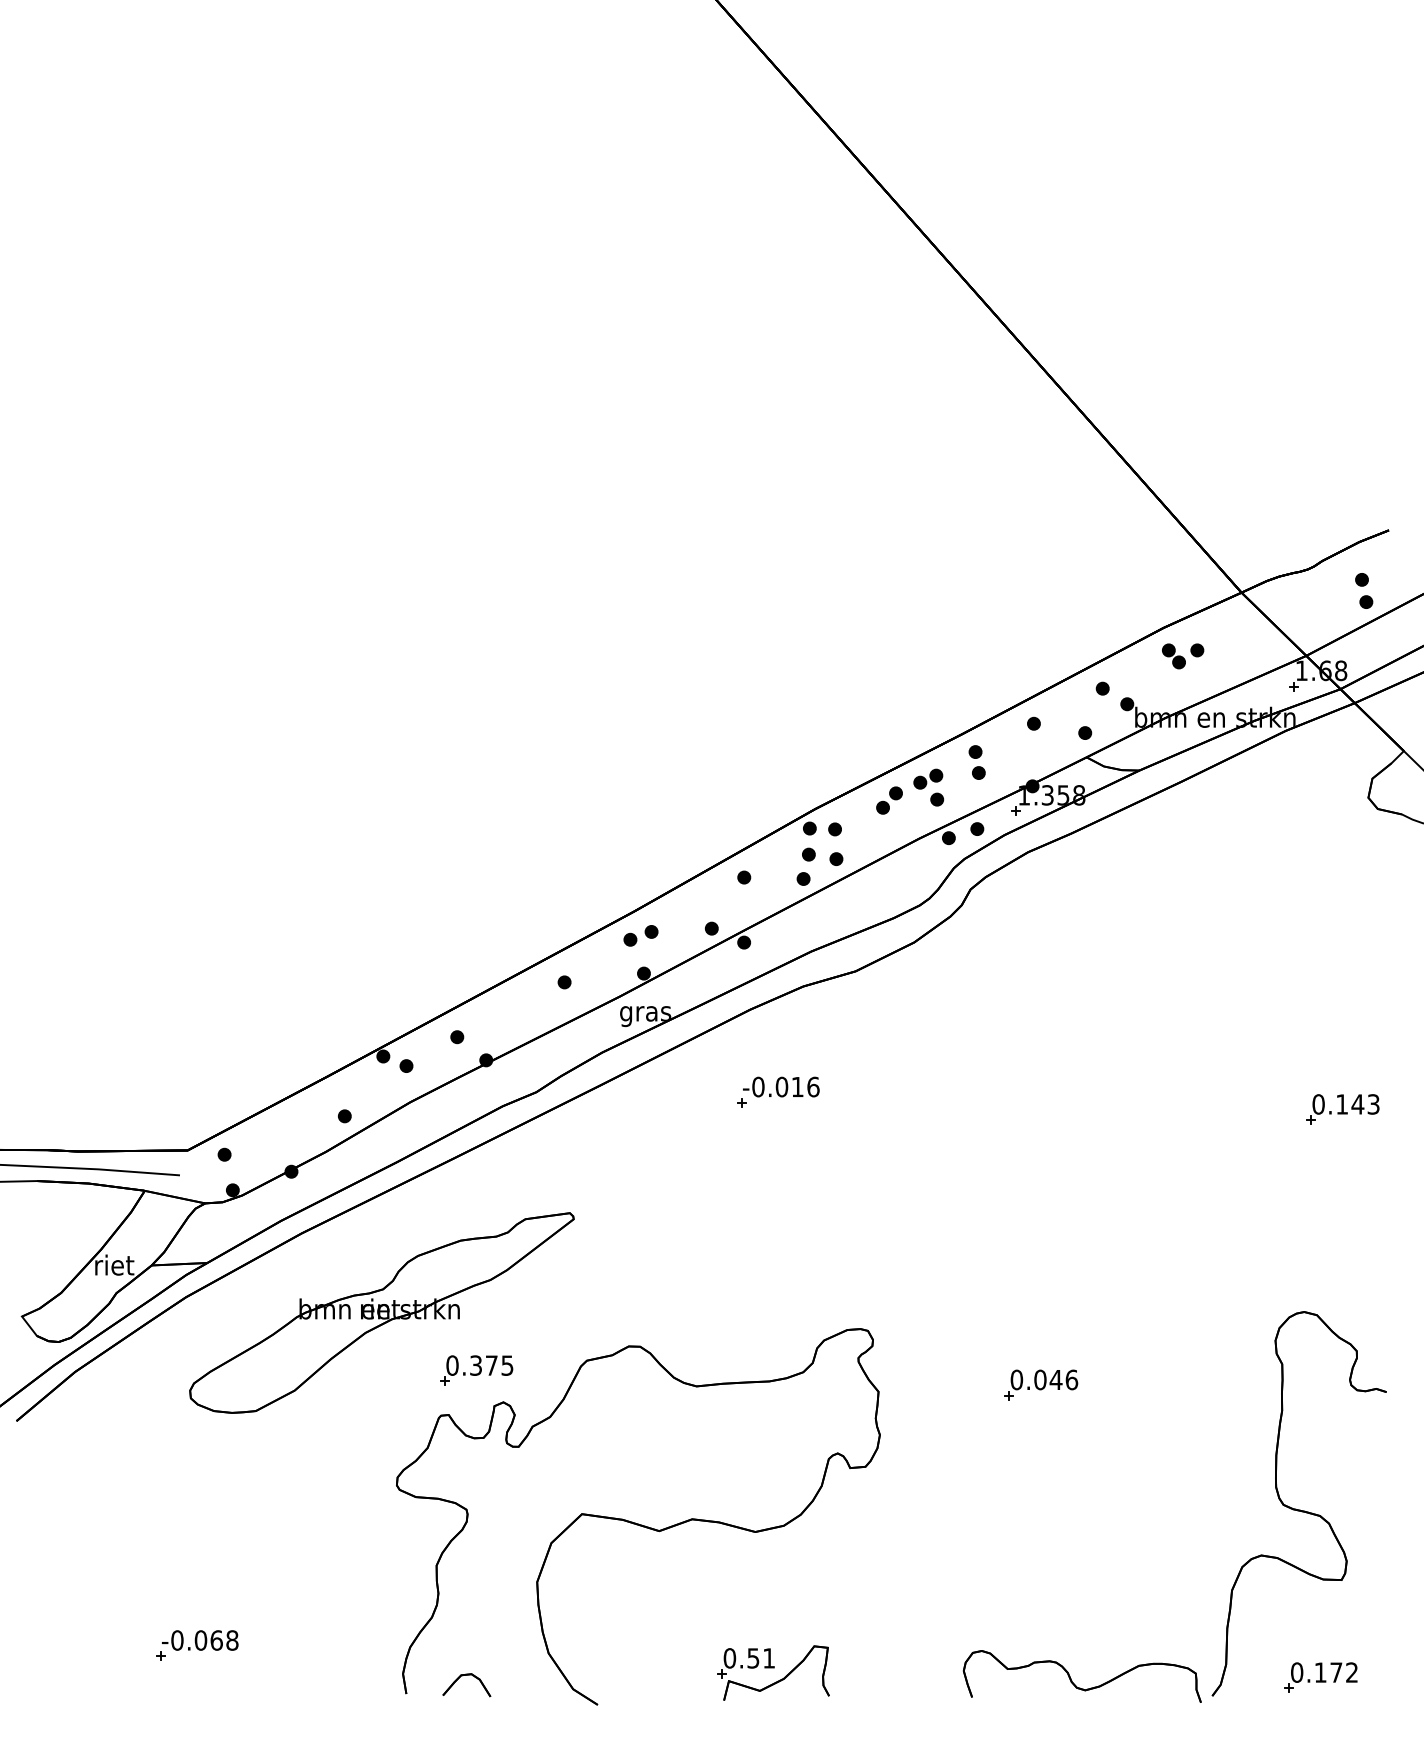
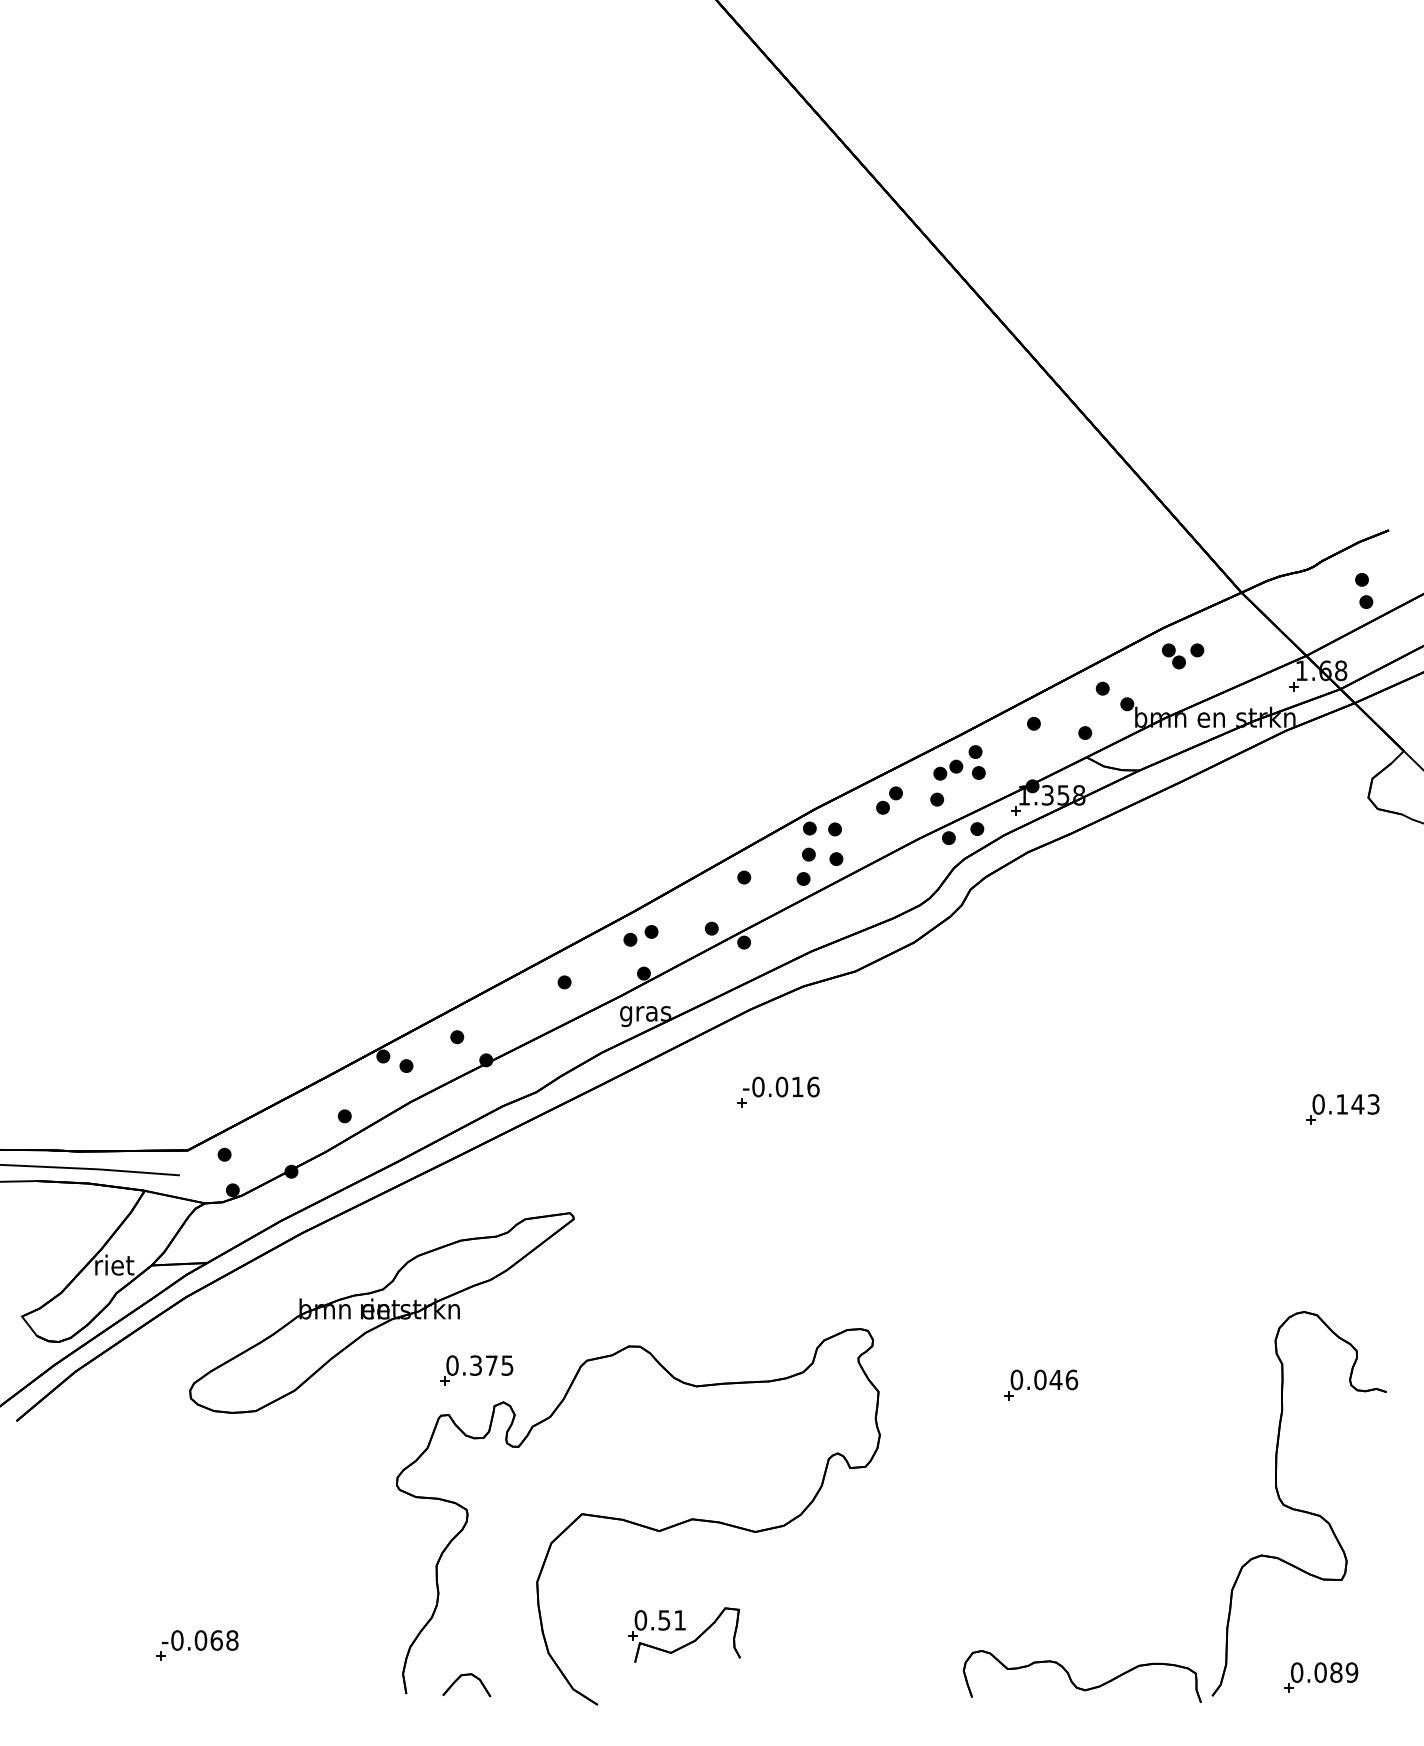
part position: (928, 778) -> (948, 769) (948, 769)
part position: (773, 1672) -> (684, 1634) (684, 1634)
text: 0.172 -> 0.089 (1336, 1672)
